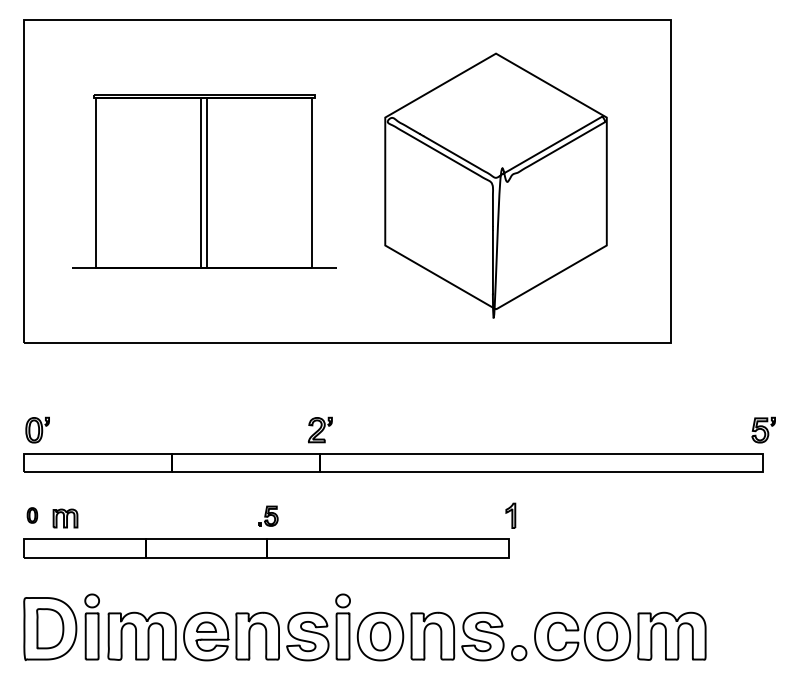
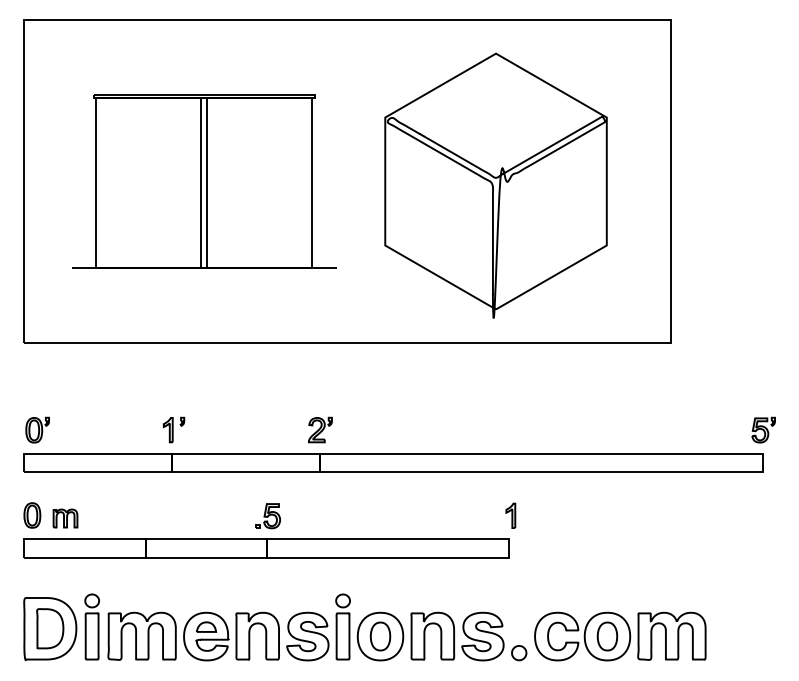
part: none -> present (173, 429)
part size: 13x17 px -> 19x27 px (32, 515)
part size: 21x22 px -> 26x27 px (267, 516)
